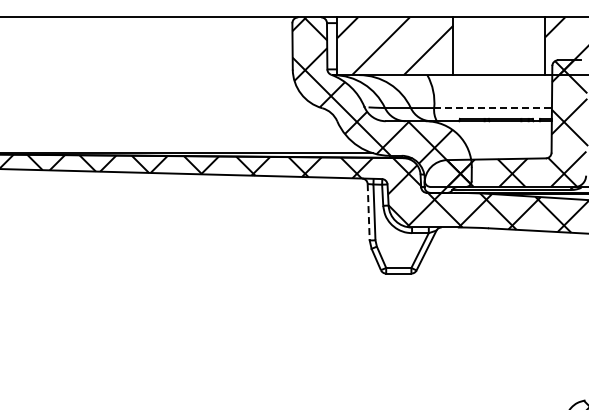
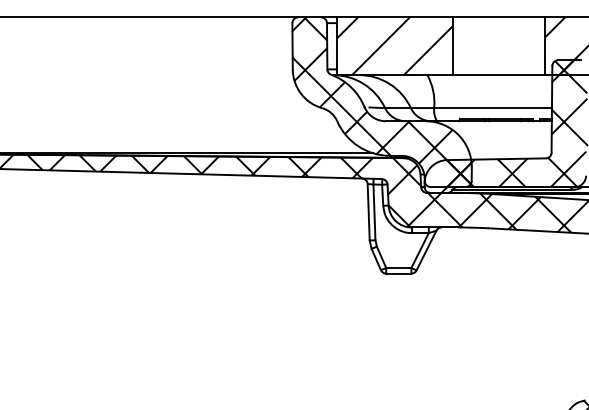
line: dashed -> solid (493, 108)
line: dashed -> solid (368, 211)
